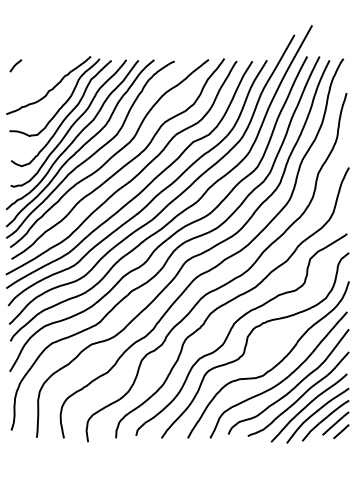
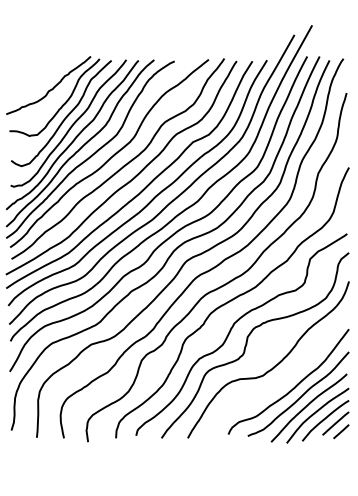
line: present -> none (15, 65)
curve: present -> none (281, 380)
